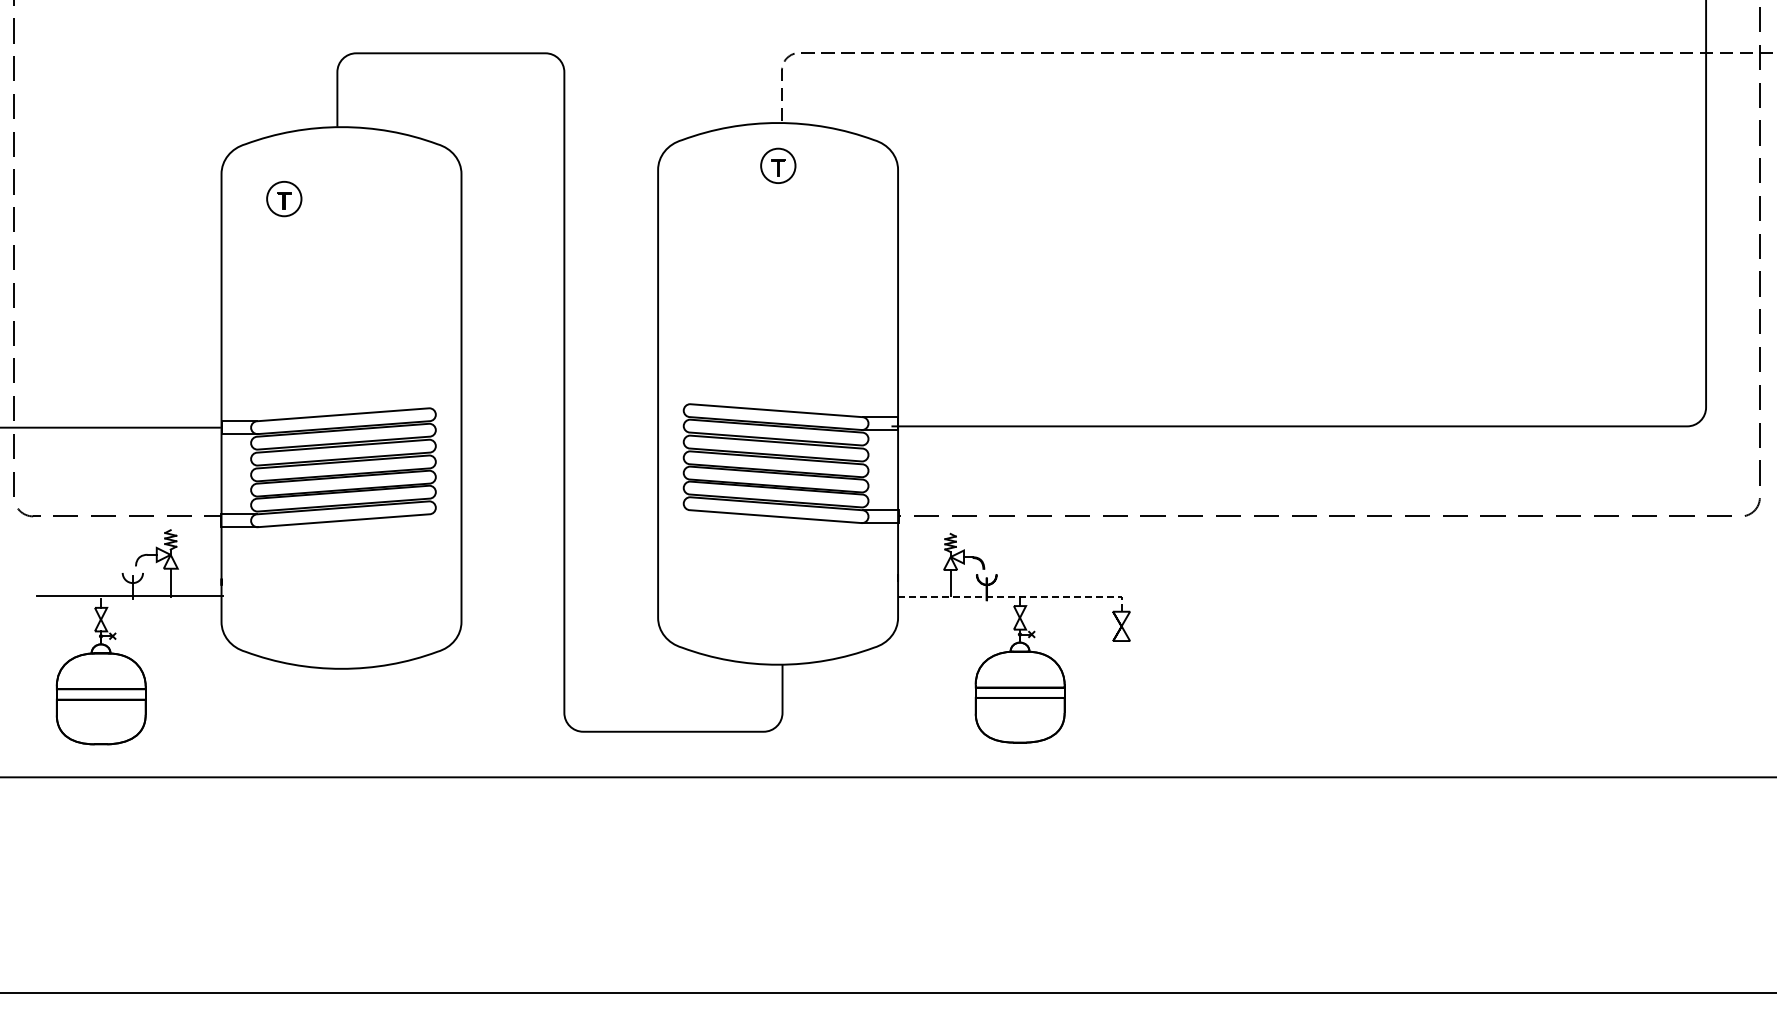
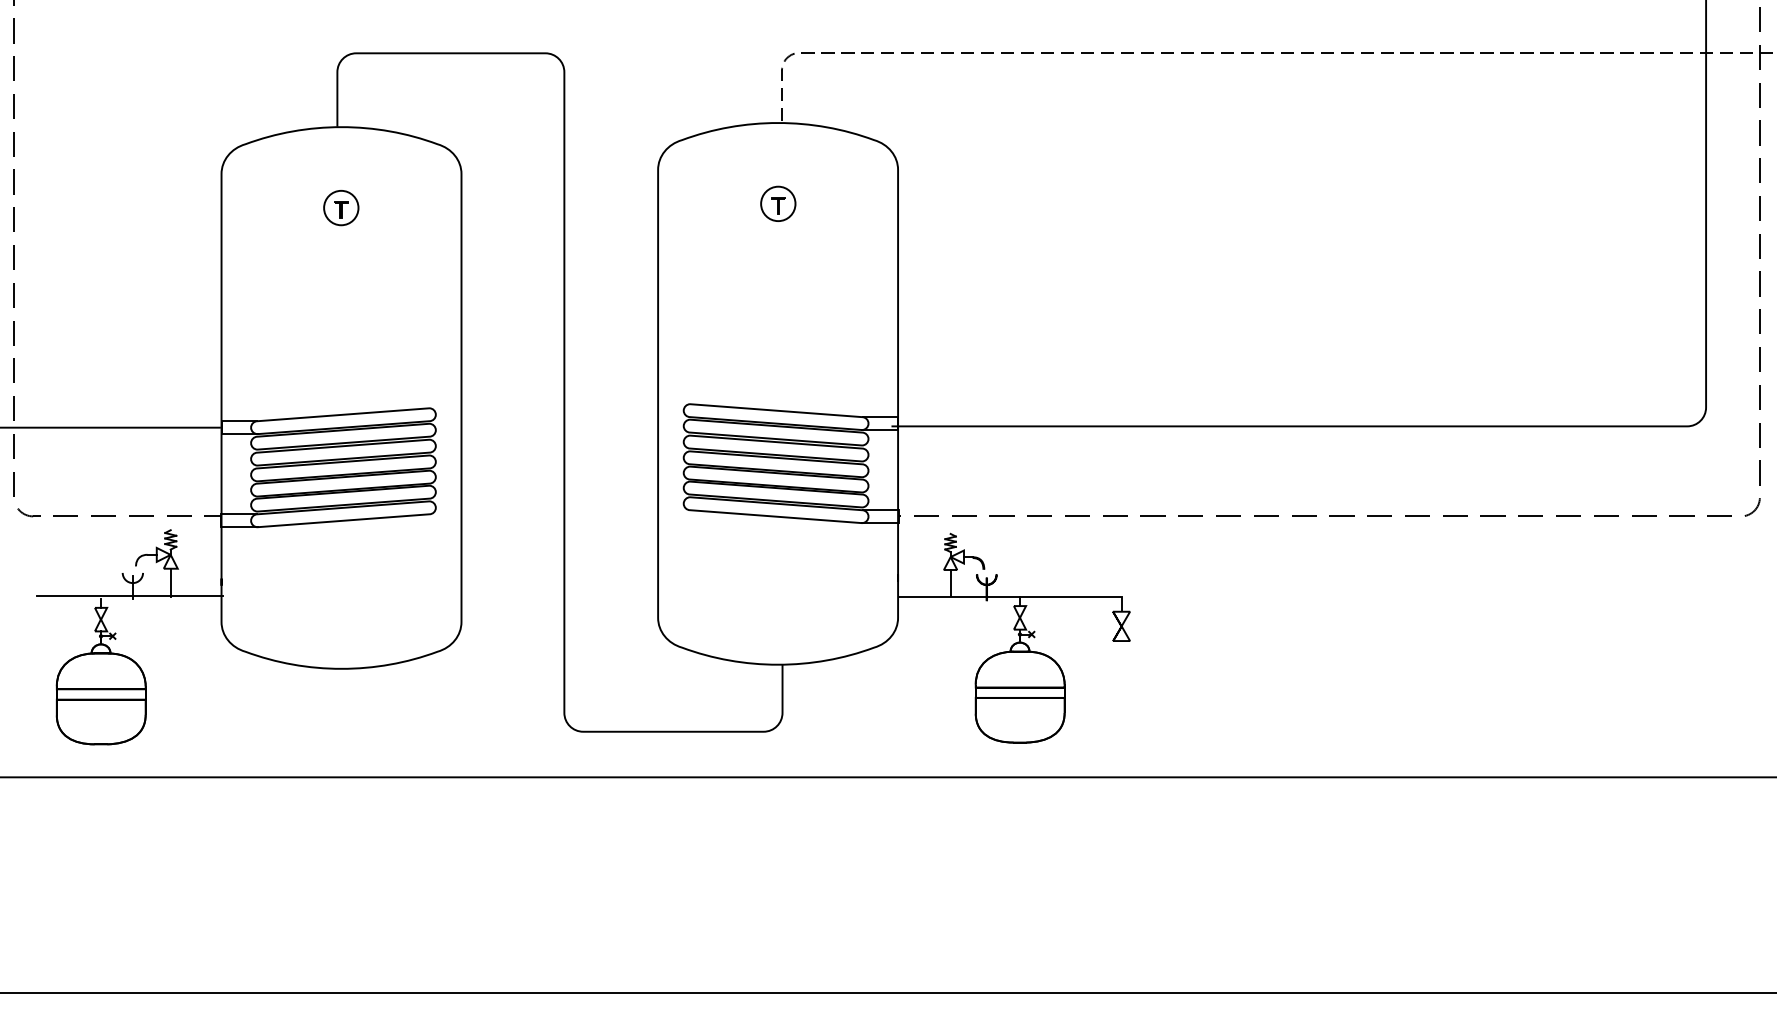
part position: (778, 165) -> (778, 203) (778, 203)
part position: (284, 199) -> (341, 208) (341, 208)
line: dashed -> solid (1017, 596)
